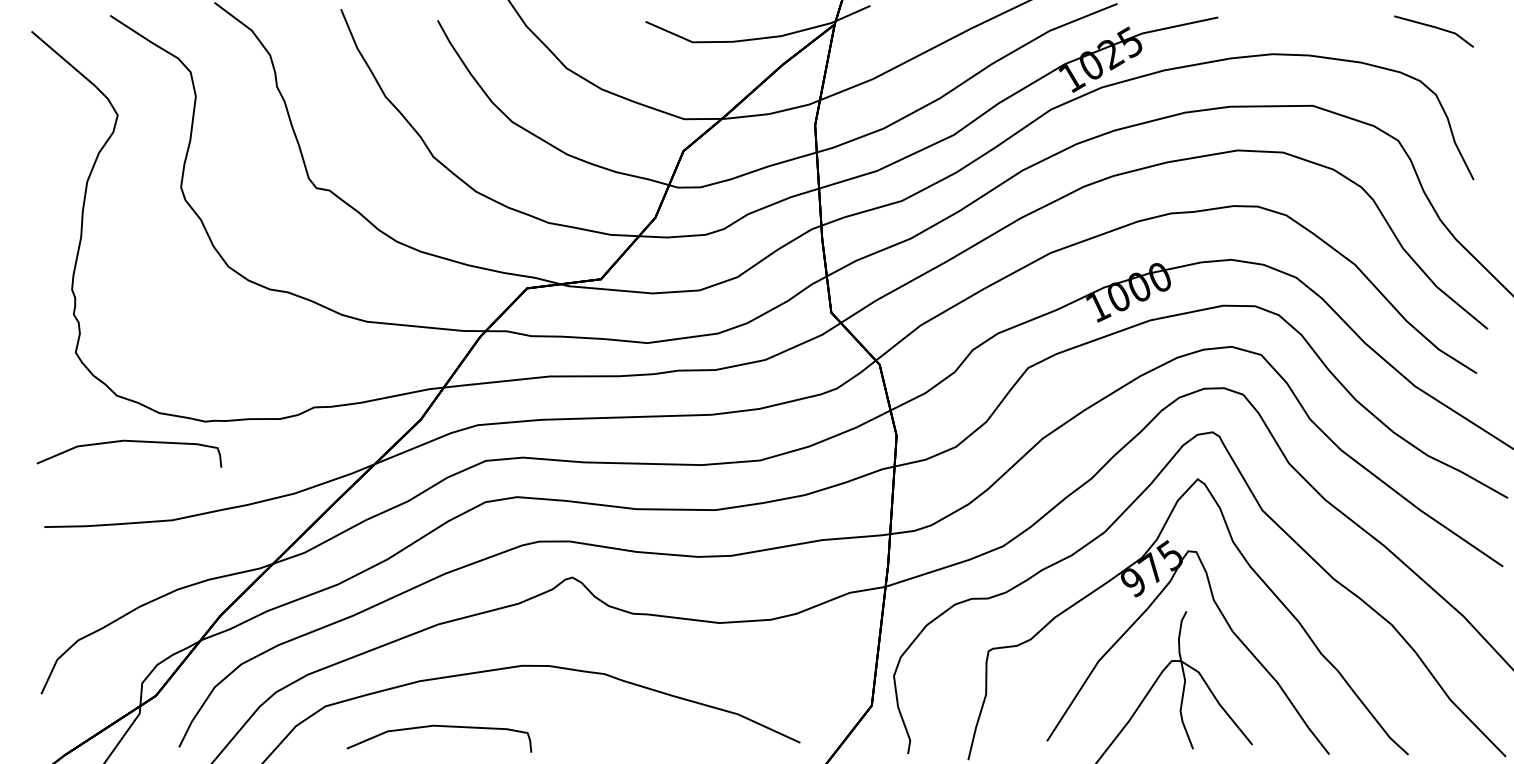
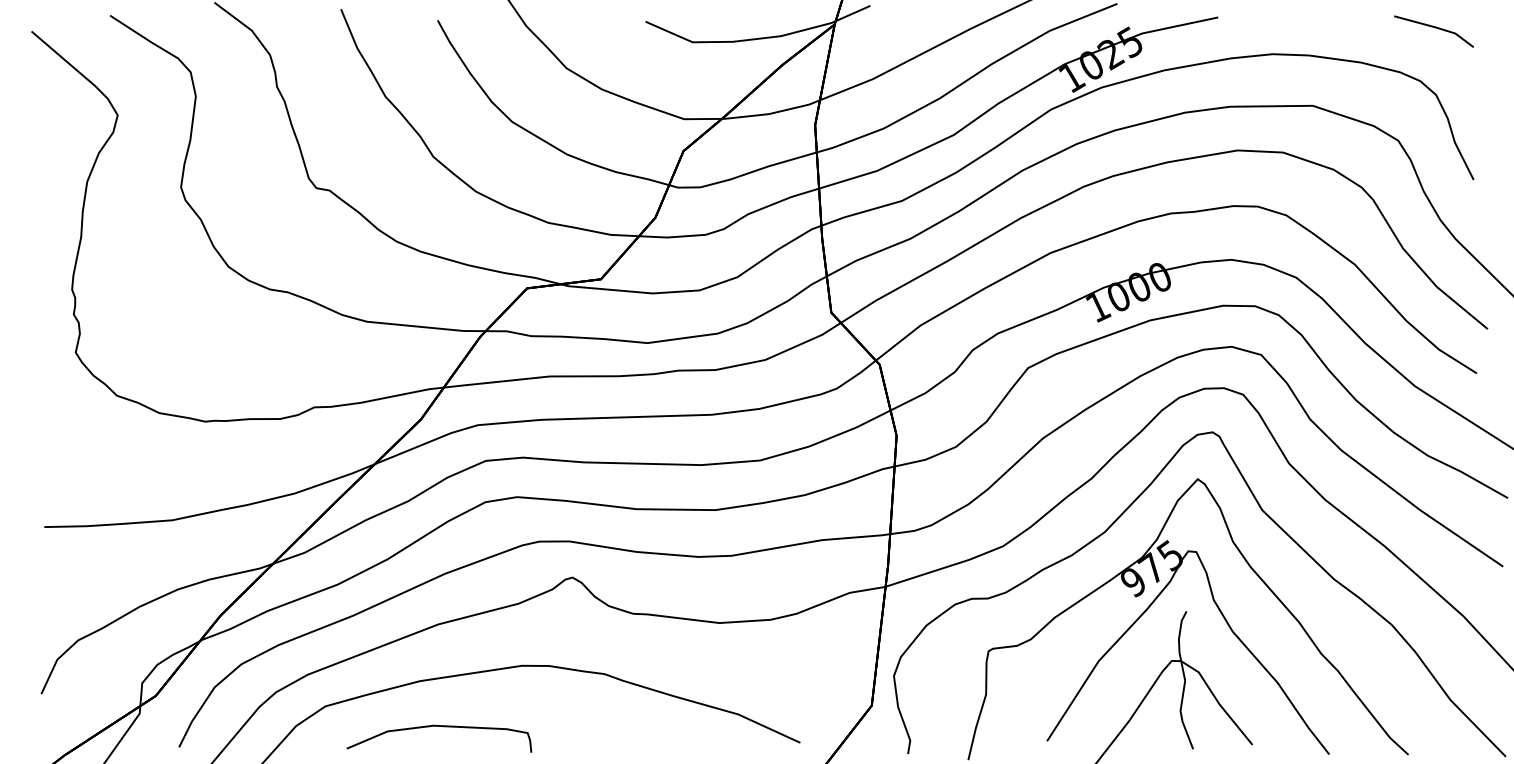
curve: present -> none (133, 442)
